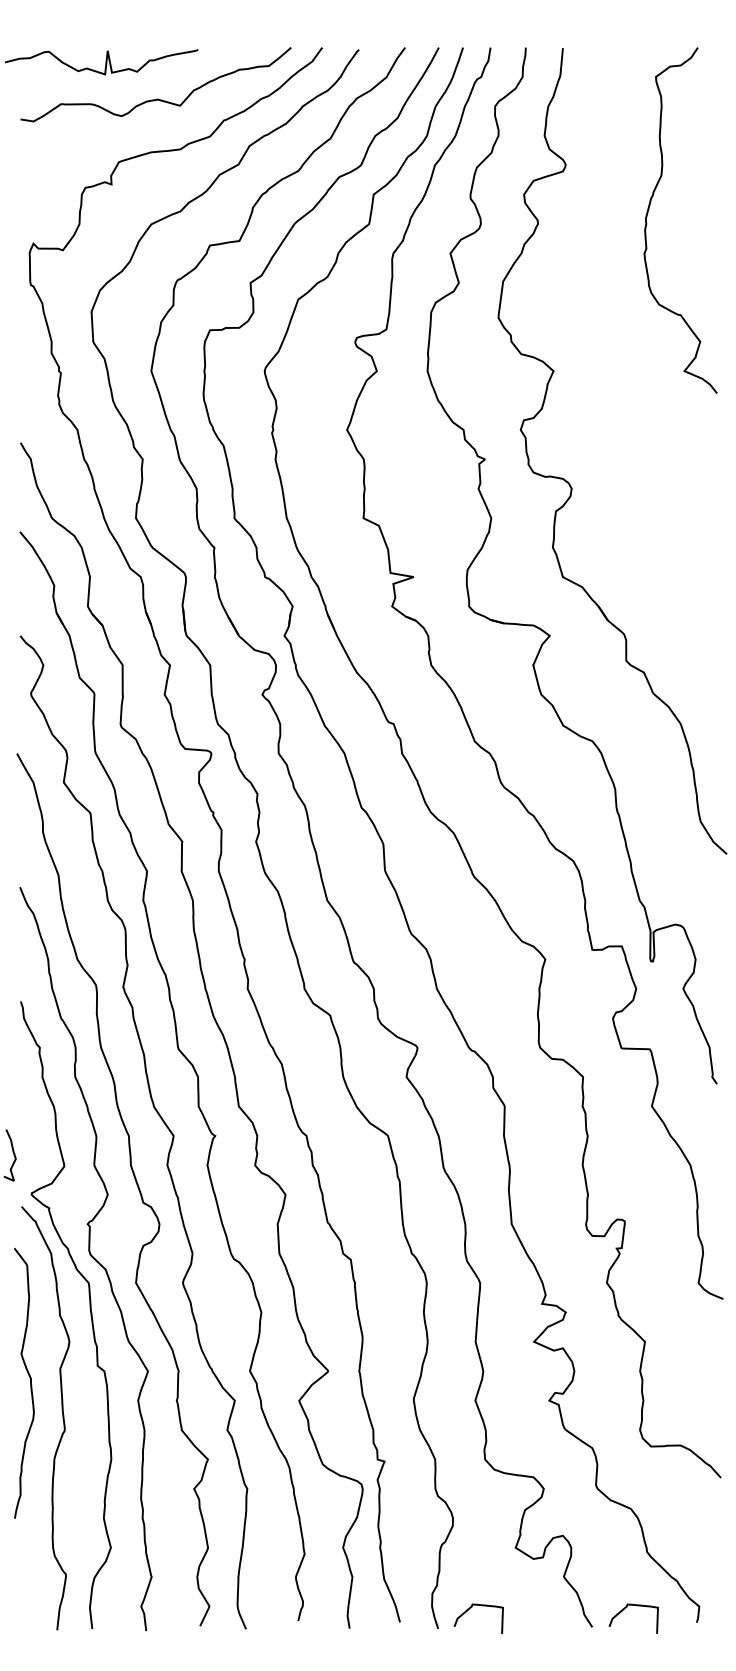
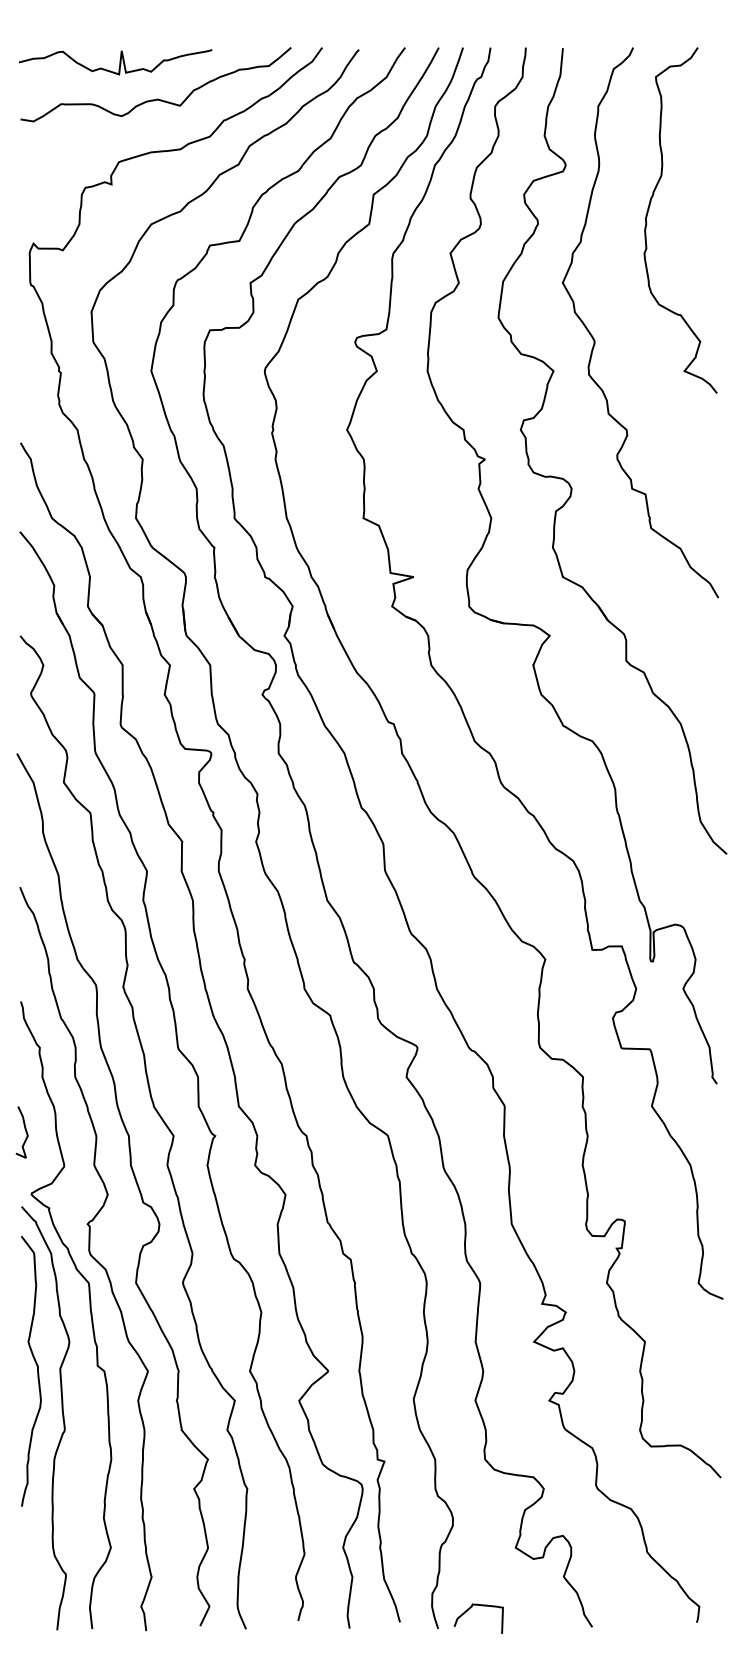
curve position: (105, 62) -> (119, 62) (119, 62)
curve: none -> present (595, 340)
curve position: (13, 1155) -> (25, 1132) (25, 1132)
curve position: (30, 1383) -> (37, 1371) (37, 1371)
curve: present -> none (636, 1606)
